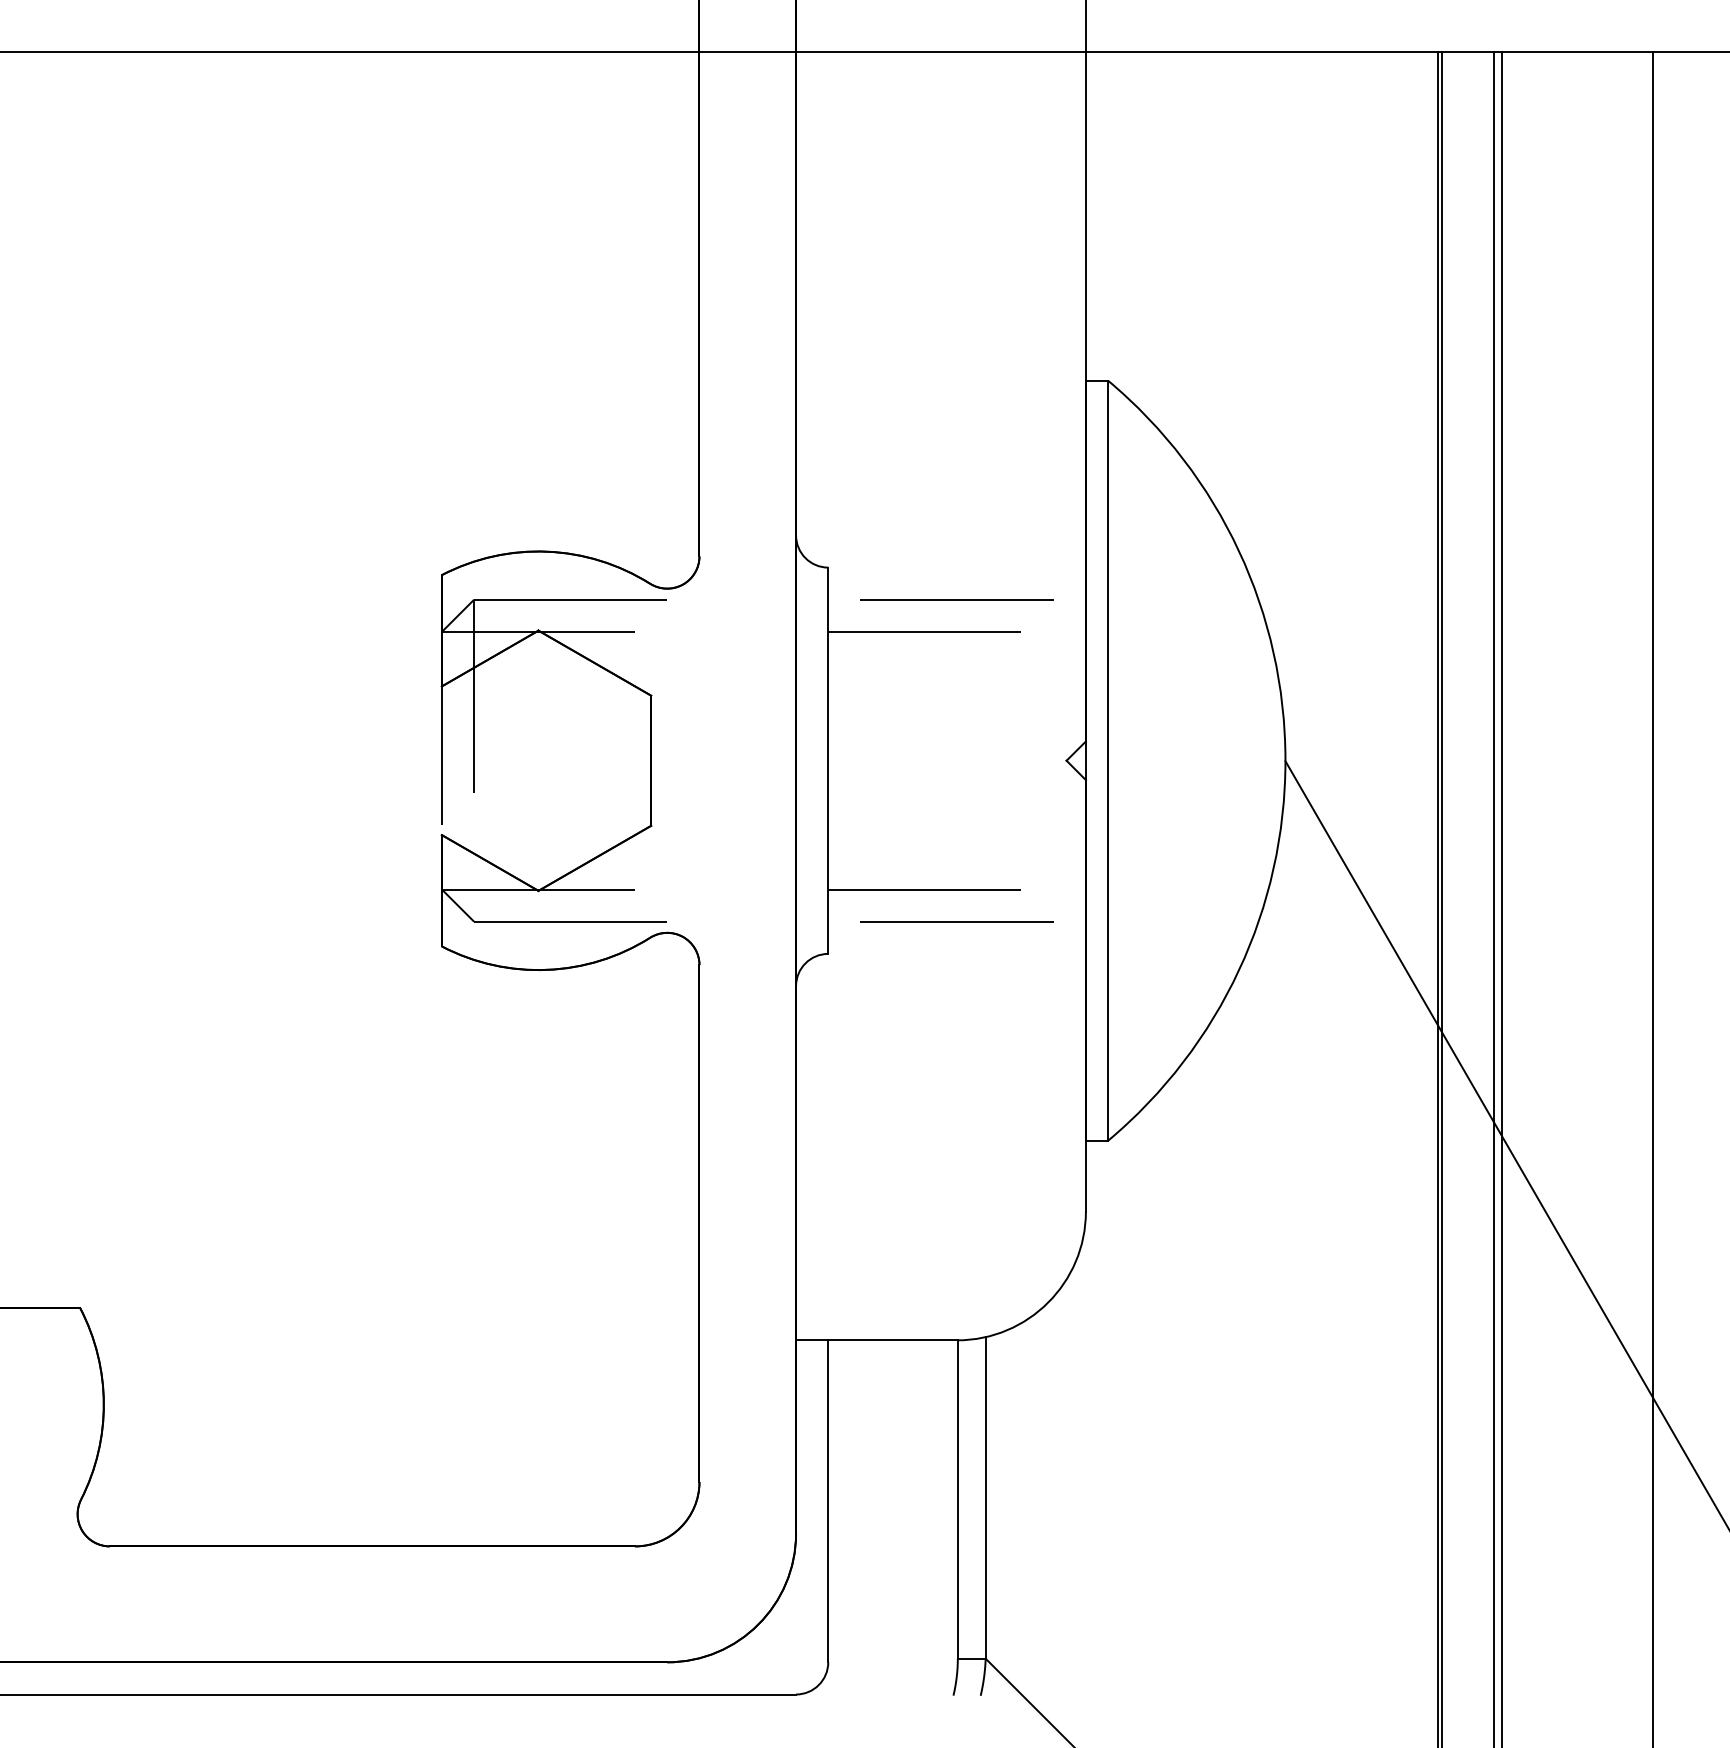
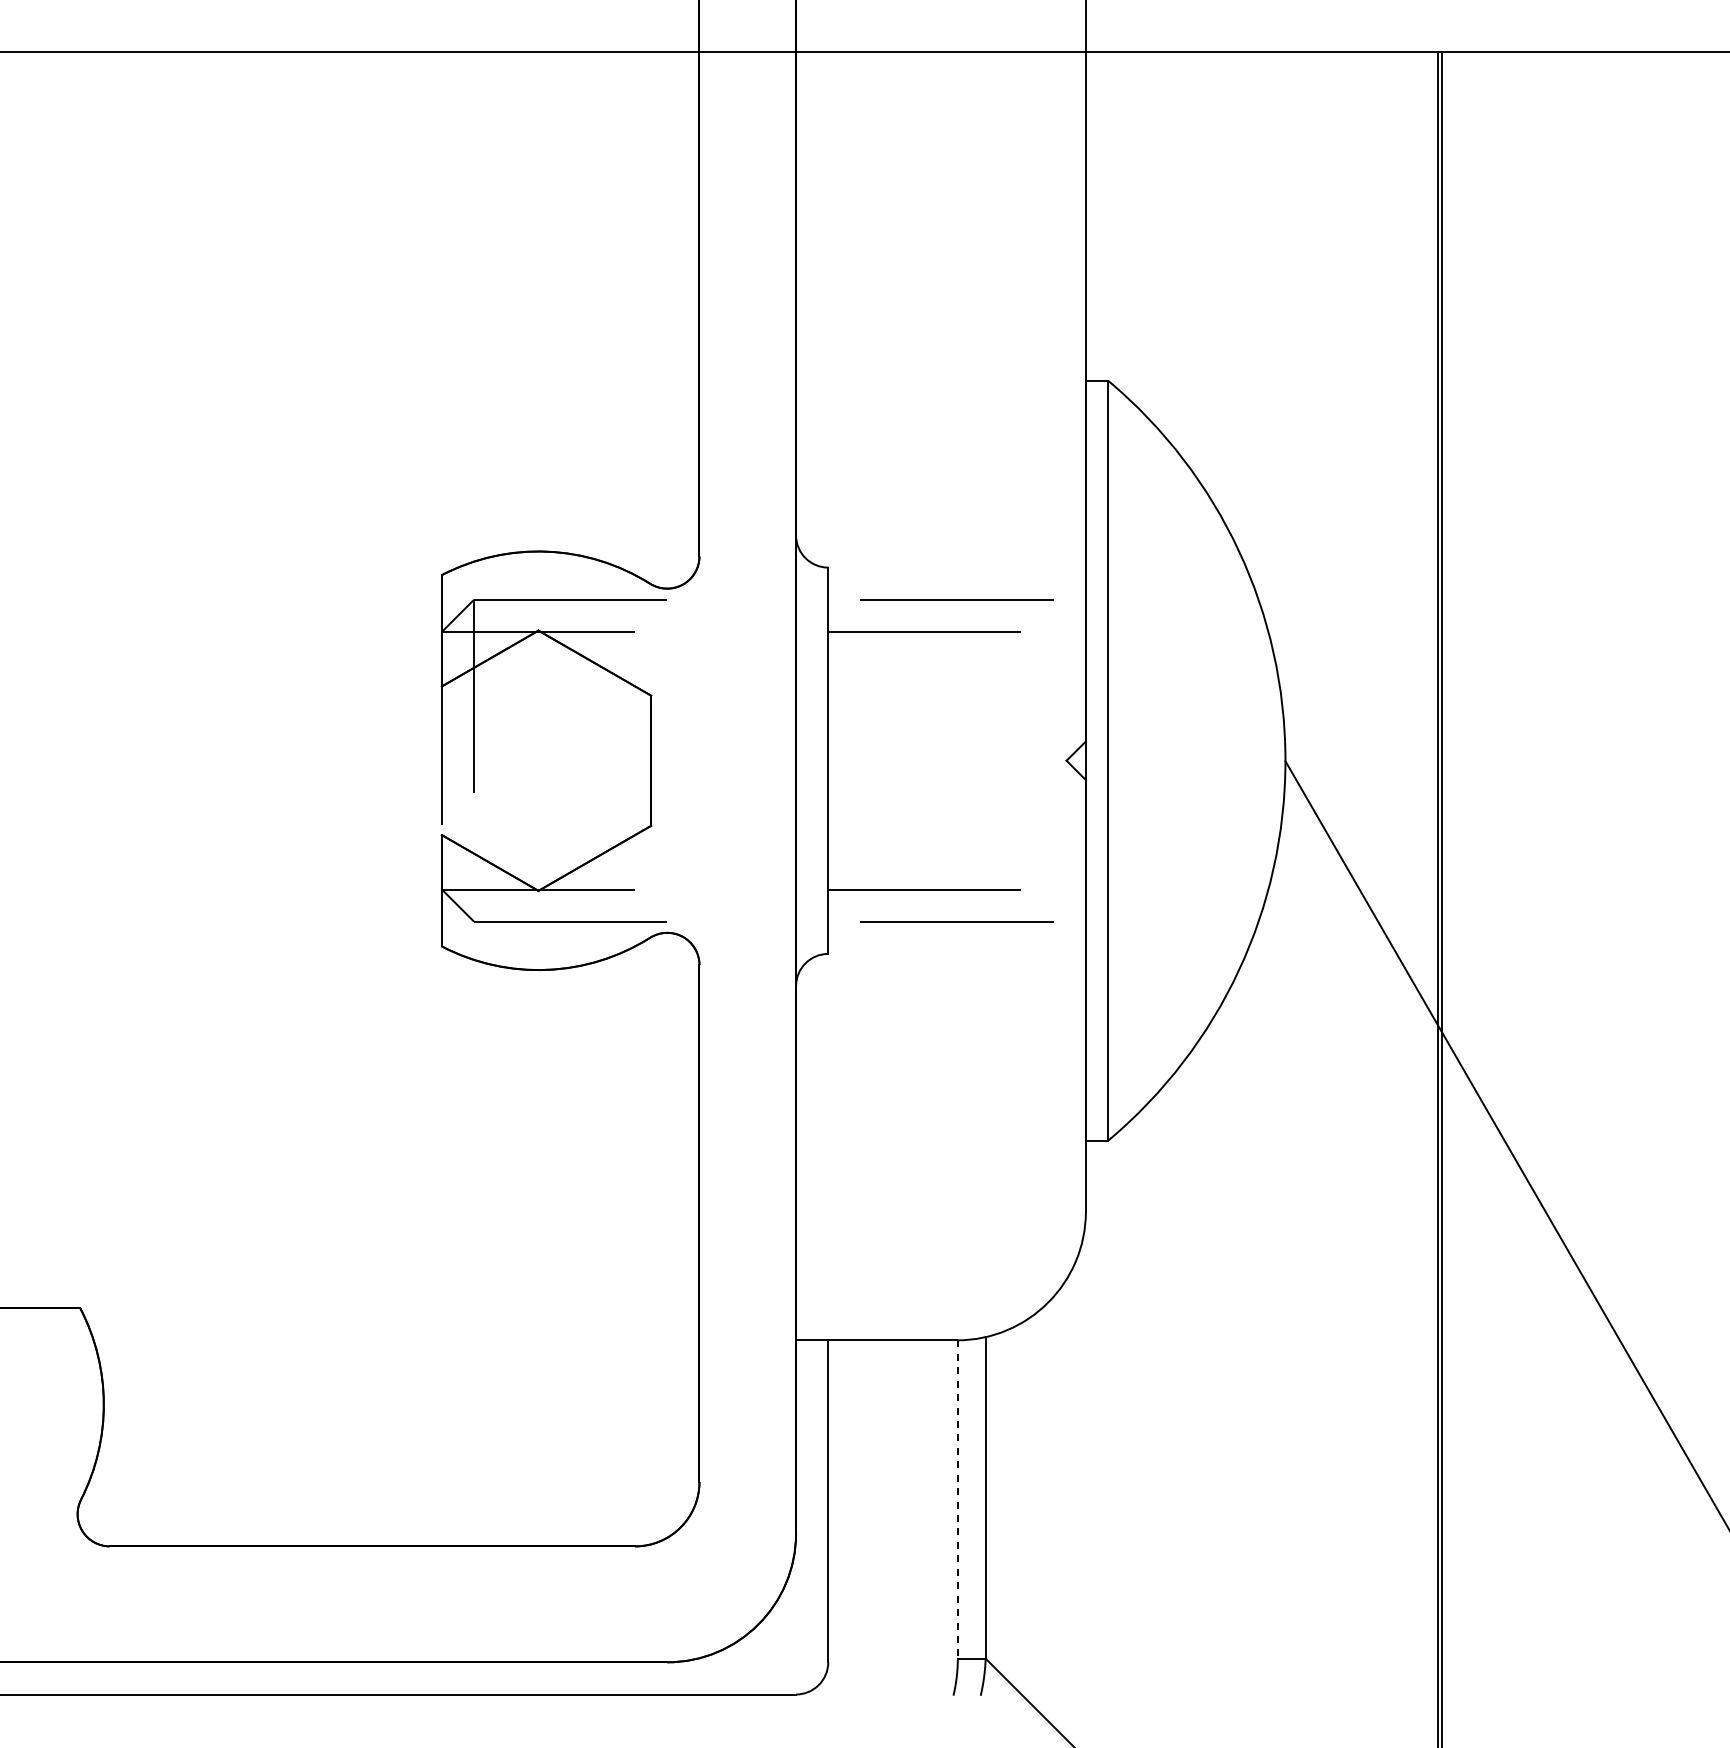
line: present -> none (1493, 898)
line: present -> none (1501, 898)
line: present -> none (1652, 898)
line: solid -> dashed (957, 1500)
